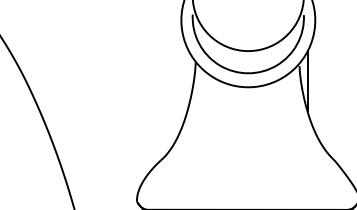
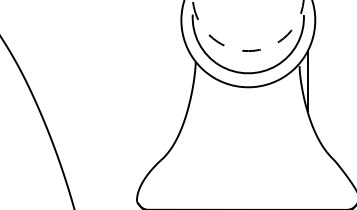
circle: solid -> dashed (247, 25)
